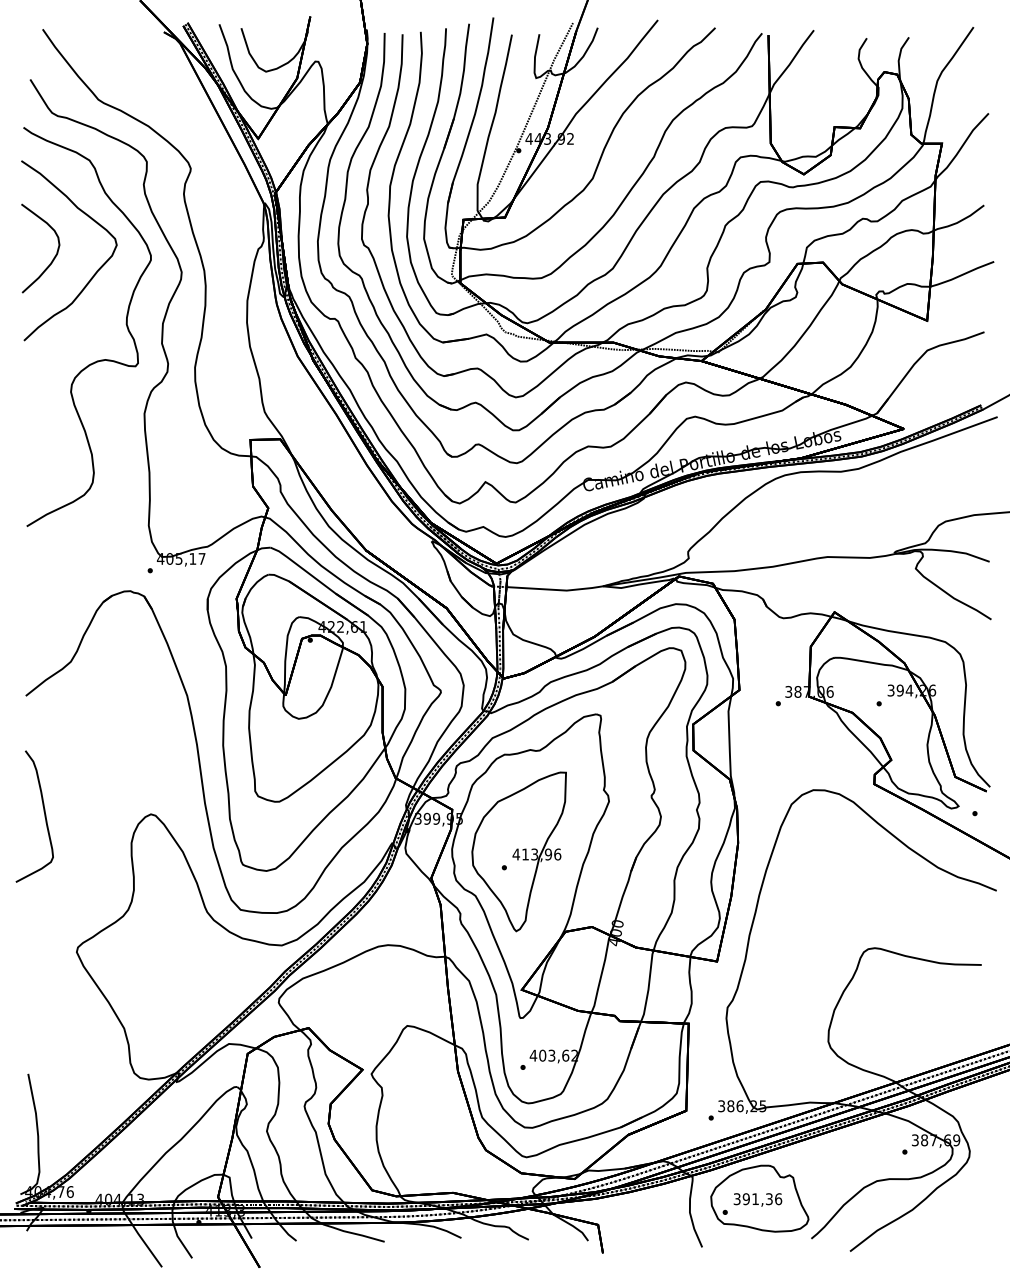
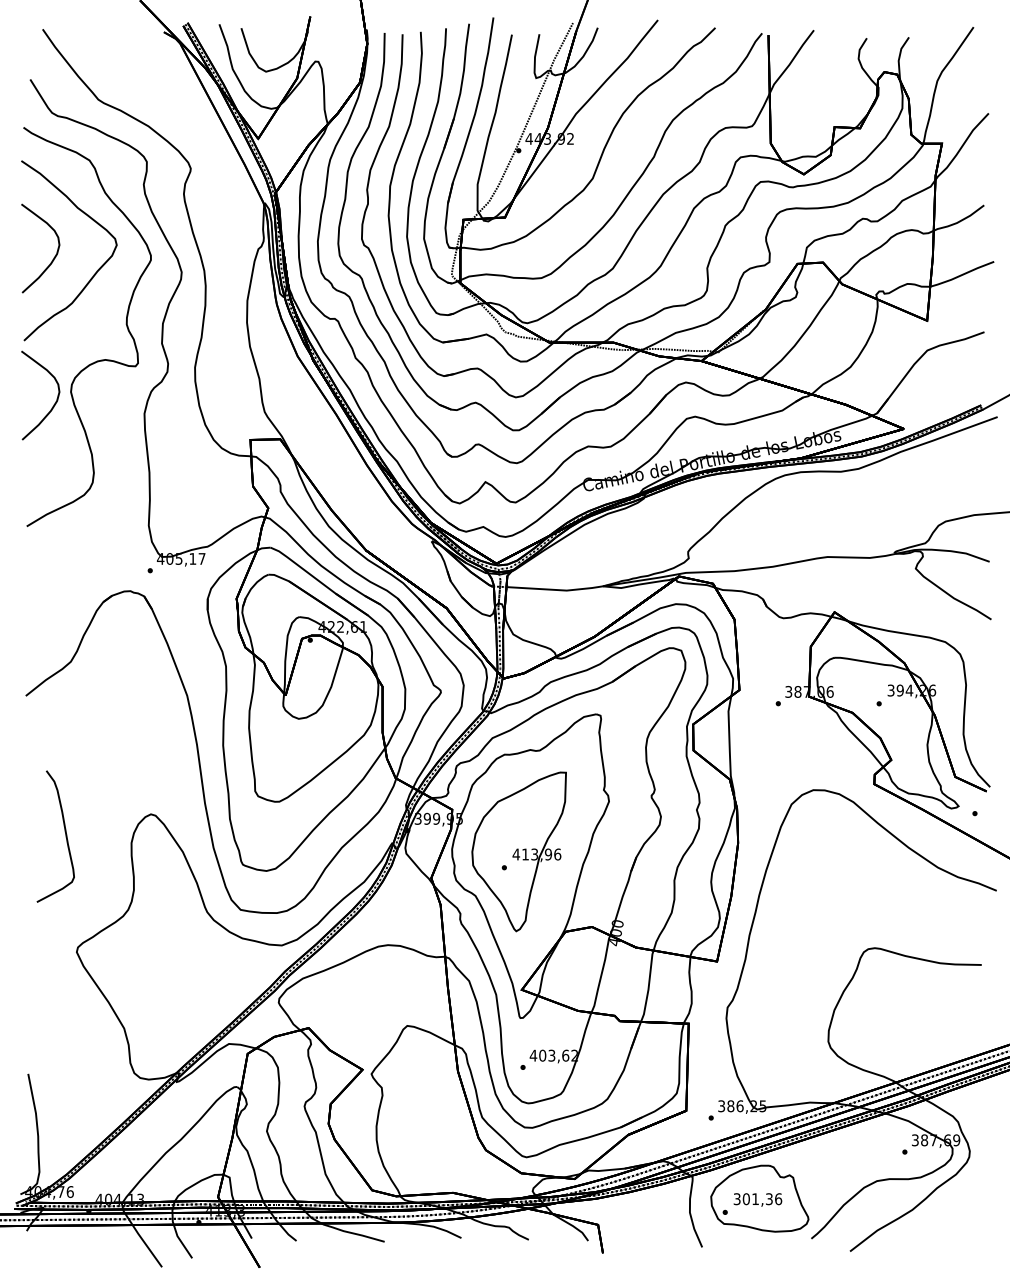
curve: none -> present (53, 404)
curve position: (44, 816) -> (65, 836) (65, 836)
text: 391,36 -> 301,36 (745, 1199)
